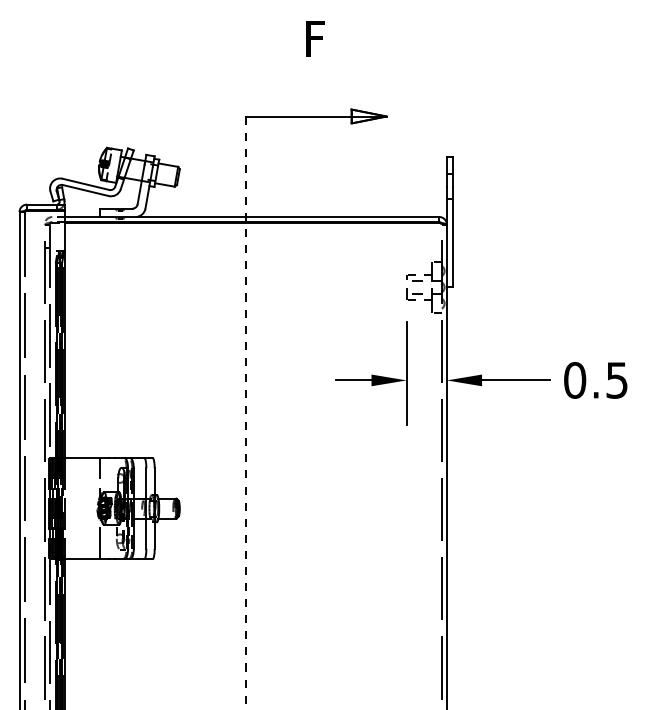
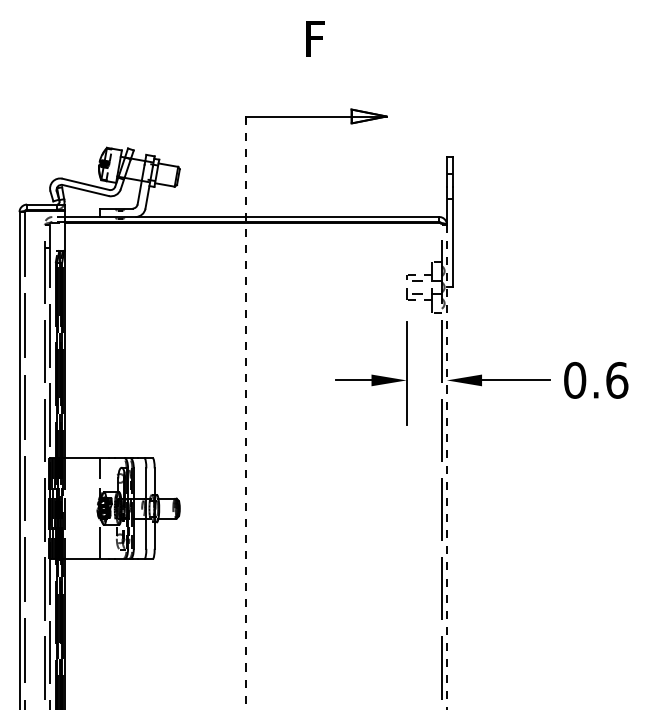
text: 0.5 -> 0.6 (617, 380)
line: solid -> dashed (446, 467)
